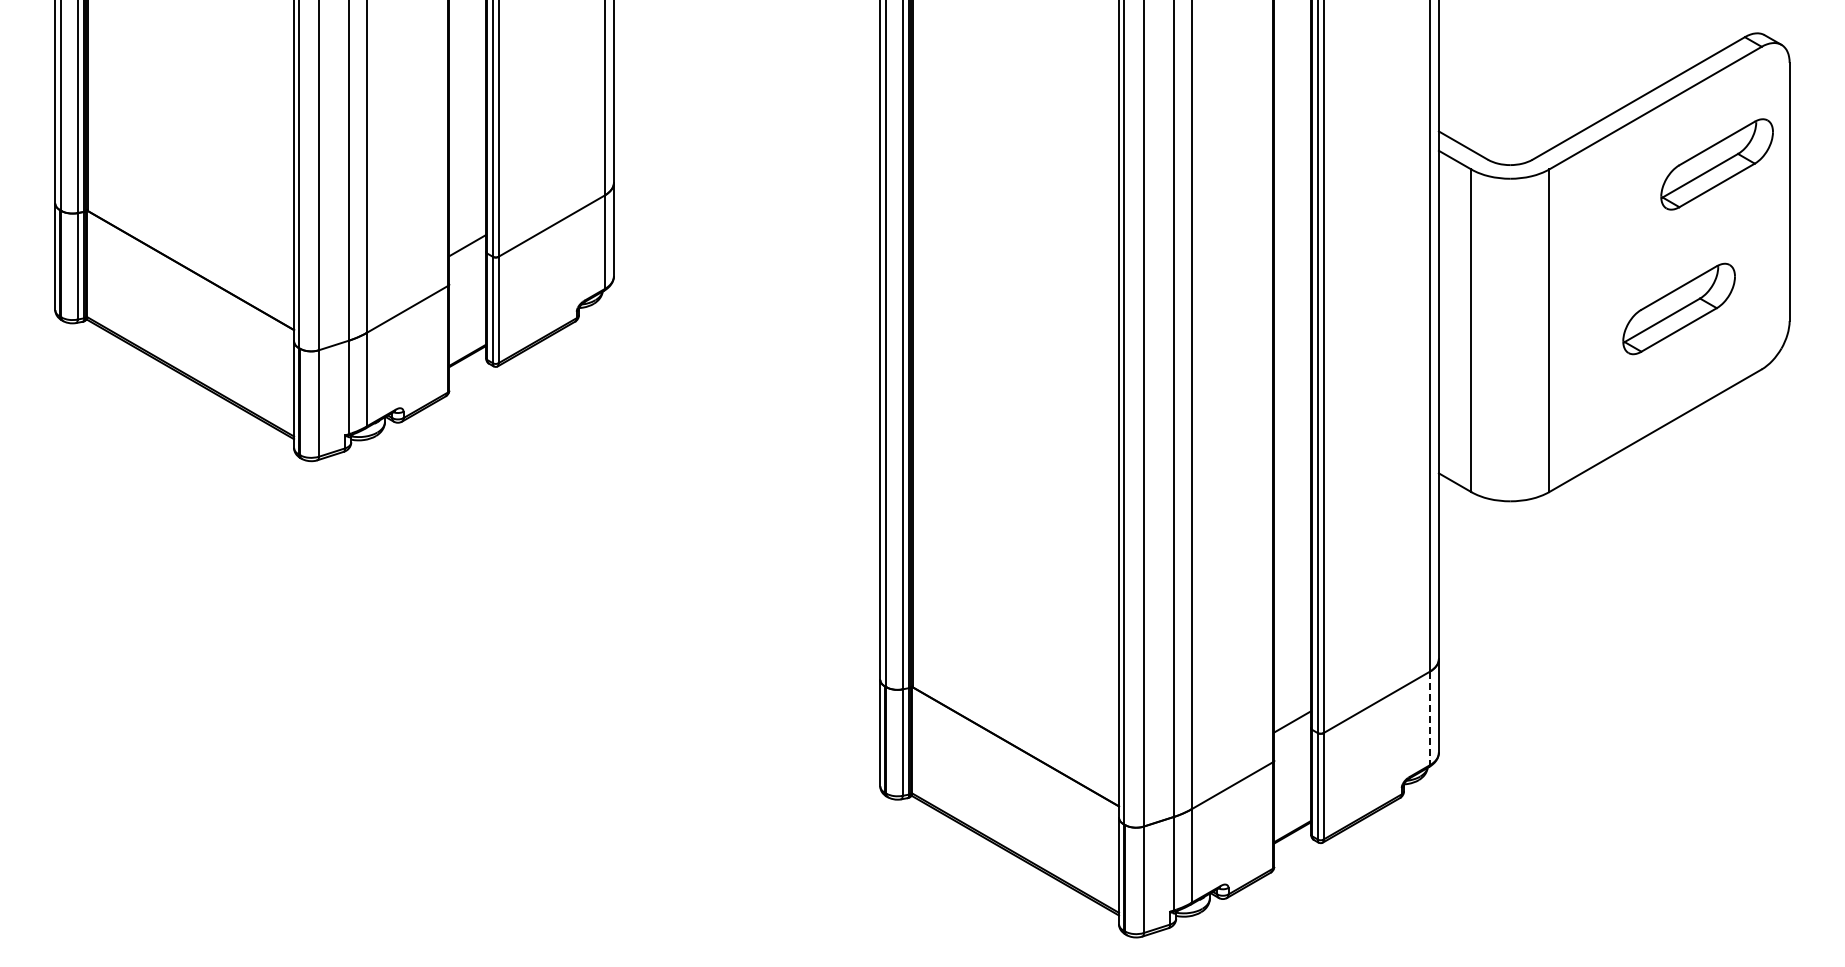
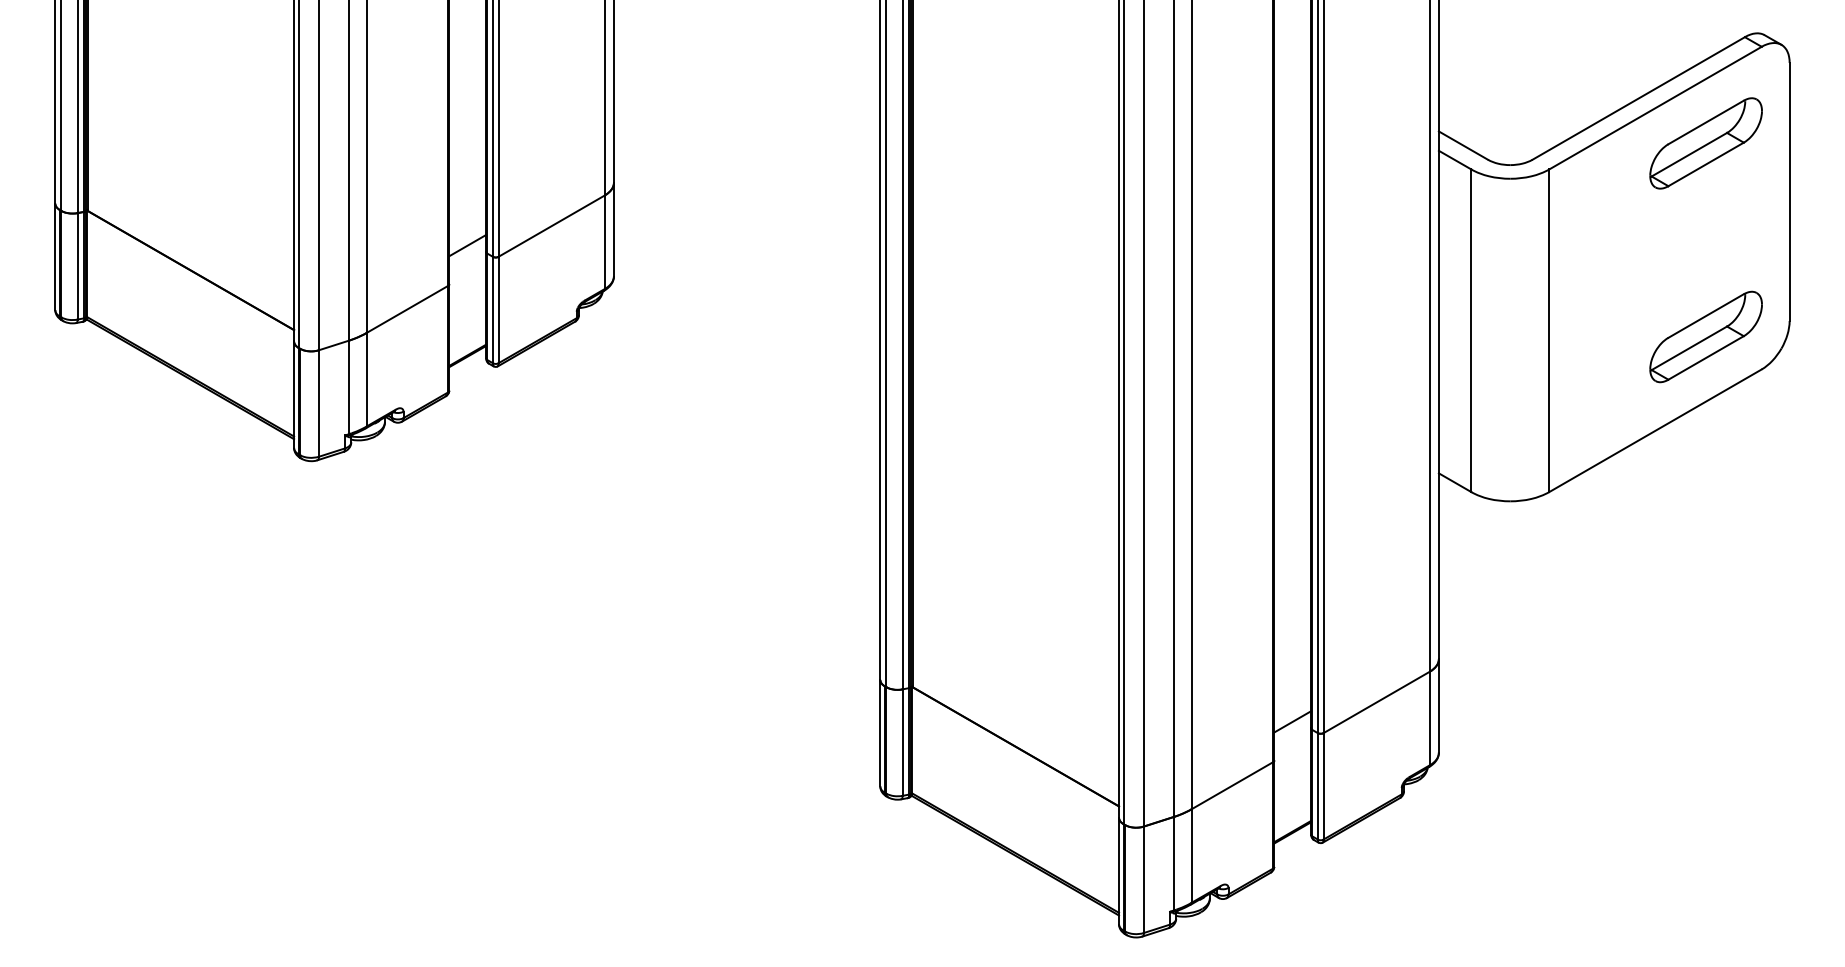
part position: (1716, 164) -> (1705, 143) (1705, 143)
part position: (1678, 308) -> (1705, 336) (1705, 336)
line: dashed -> solid (1429, 718)
